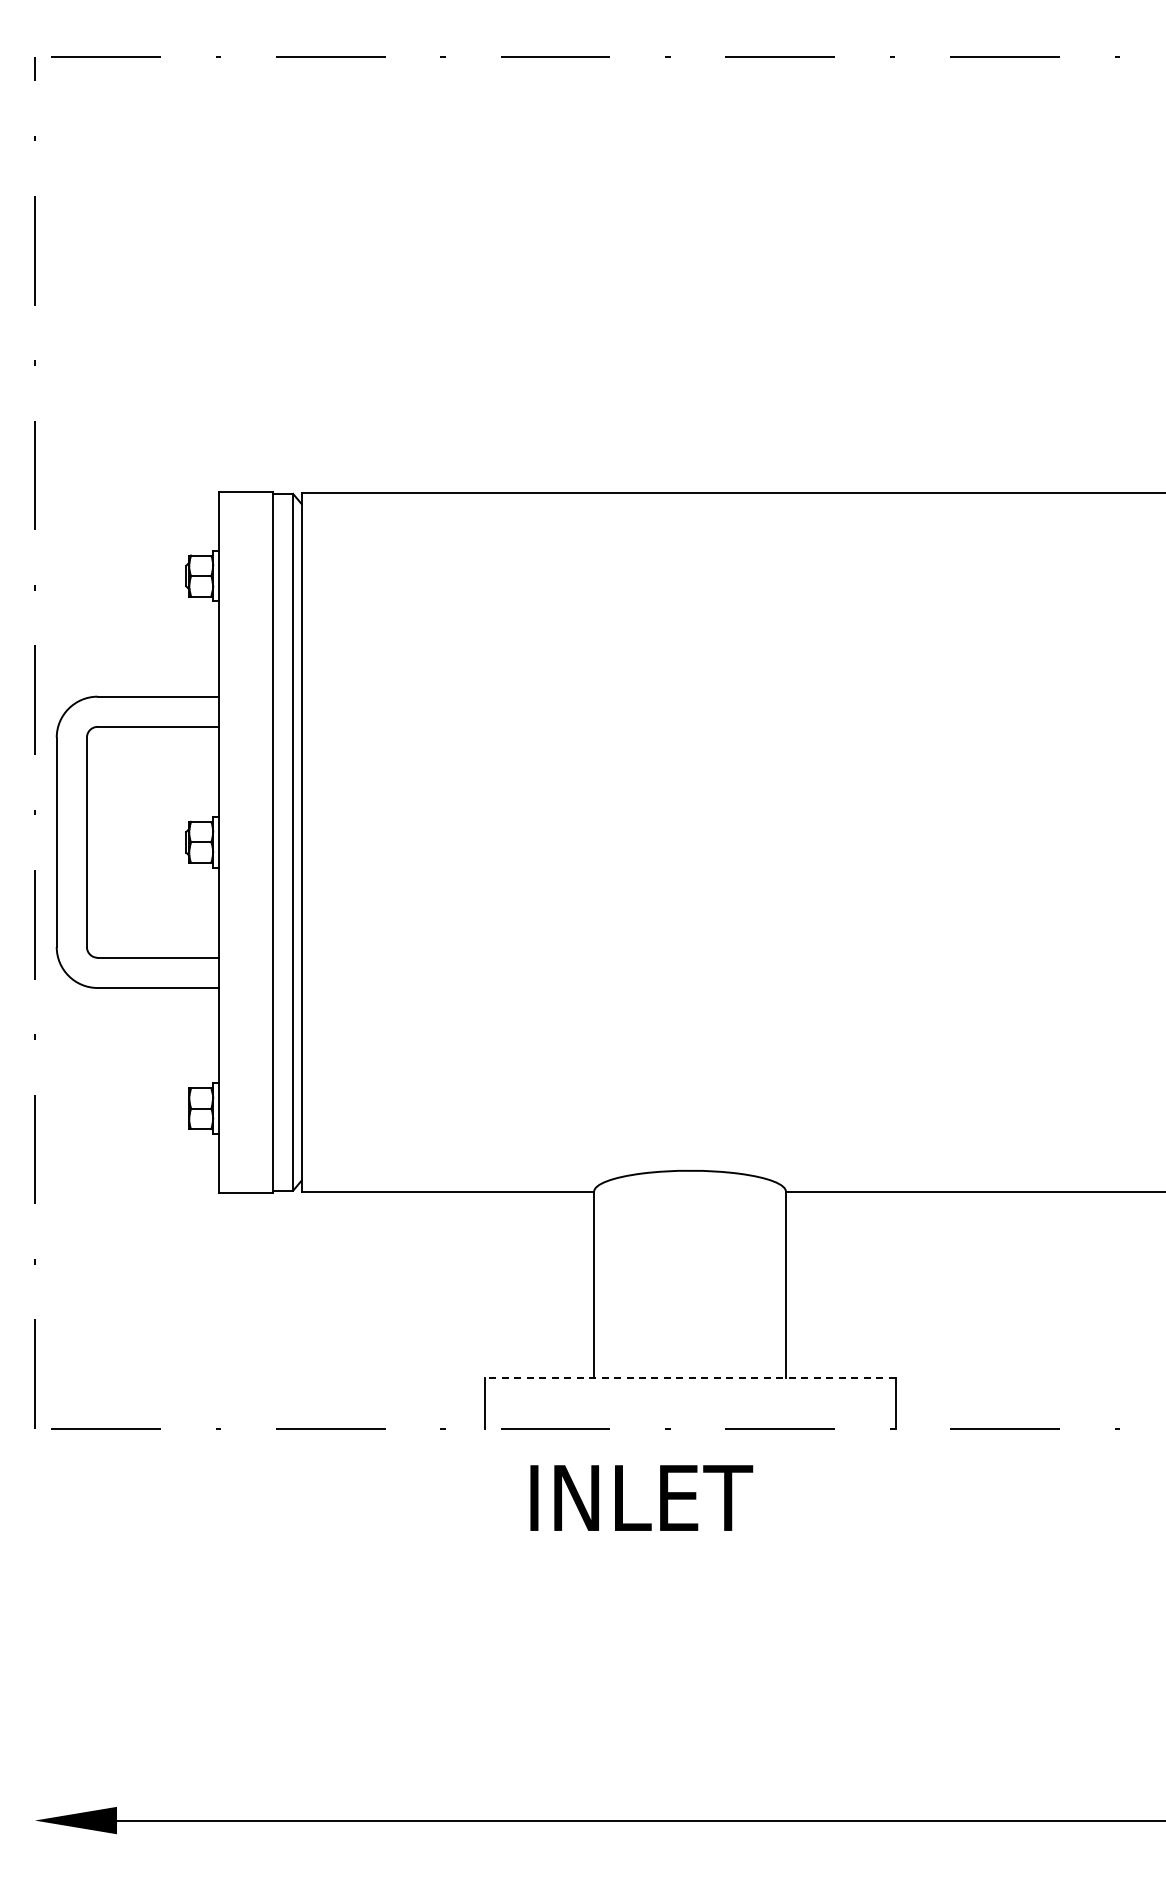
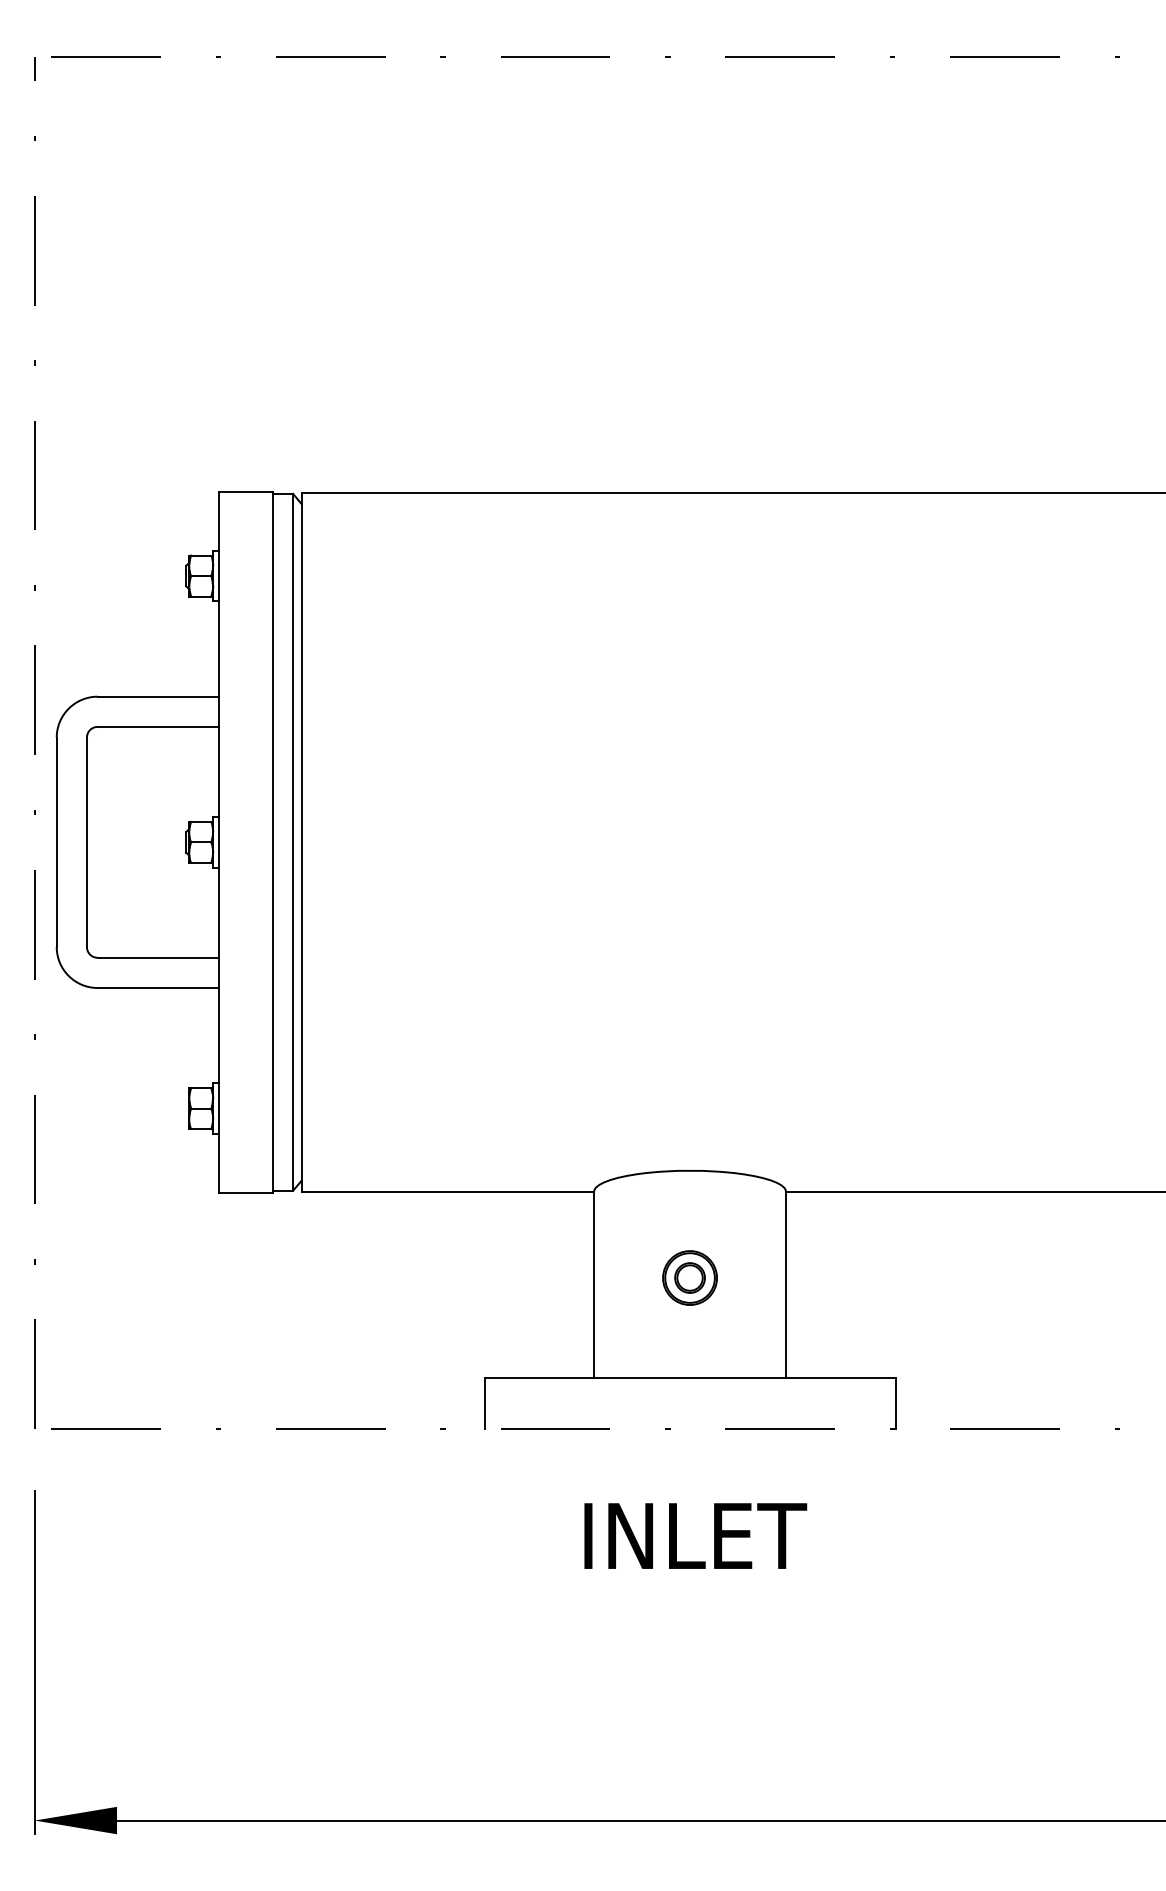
part: none -> present (689, 1277)
line: dashed -> solid (690, 1377)
text position: (641, 1497) -> (695, 1535) (695, 1535)
line: none -> present (34, 1662)
